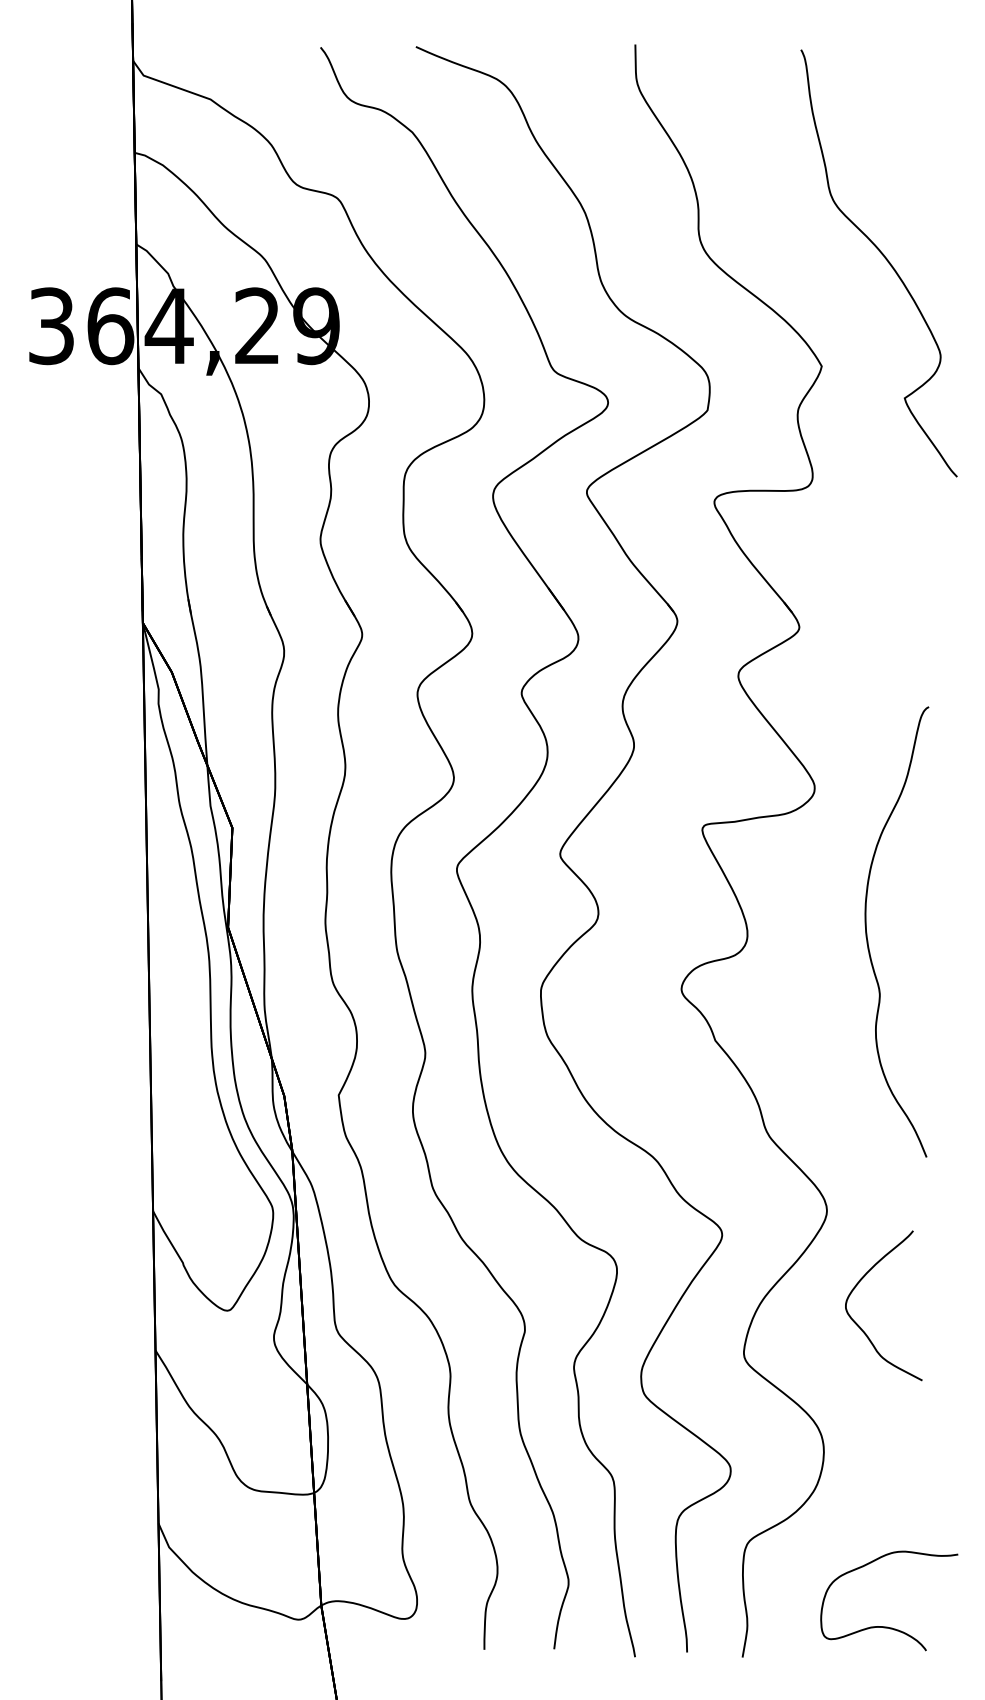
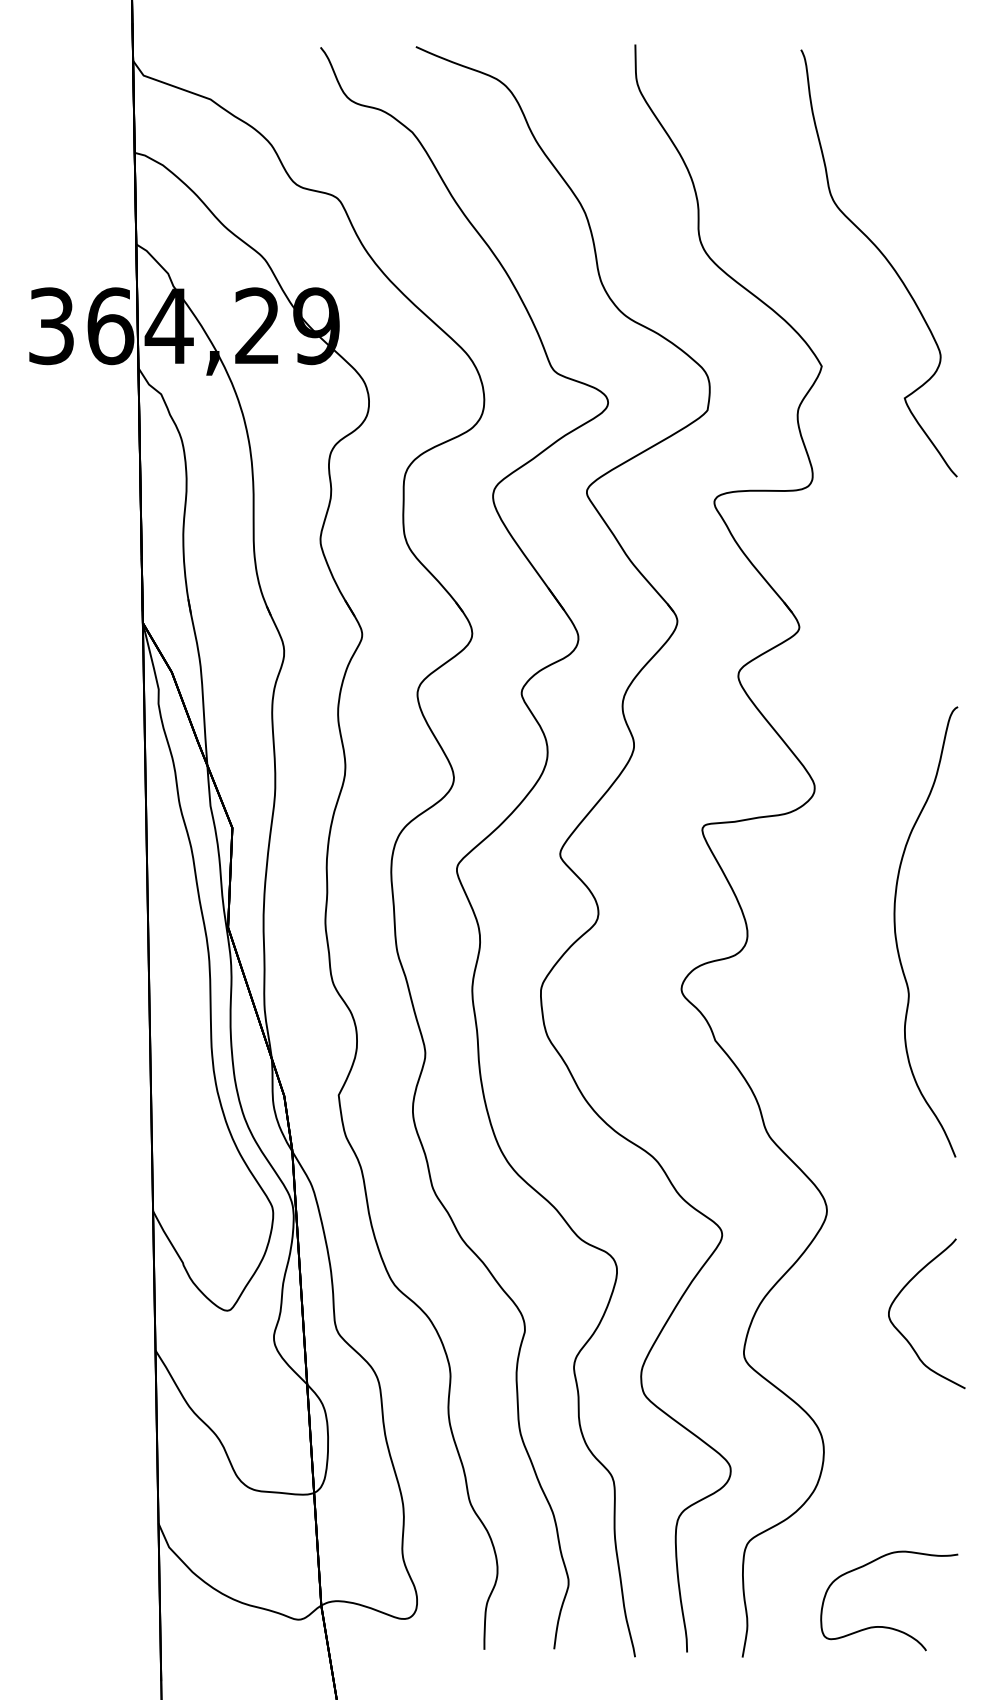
curve position: (867, 932) -> (896, 932) (896, 932)
curve position: (860, 1326) -> (903, 1334) (903, 1334)
